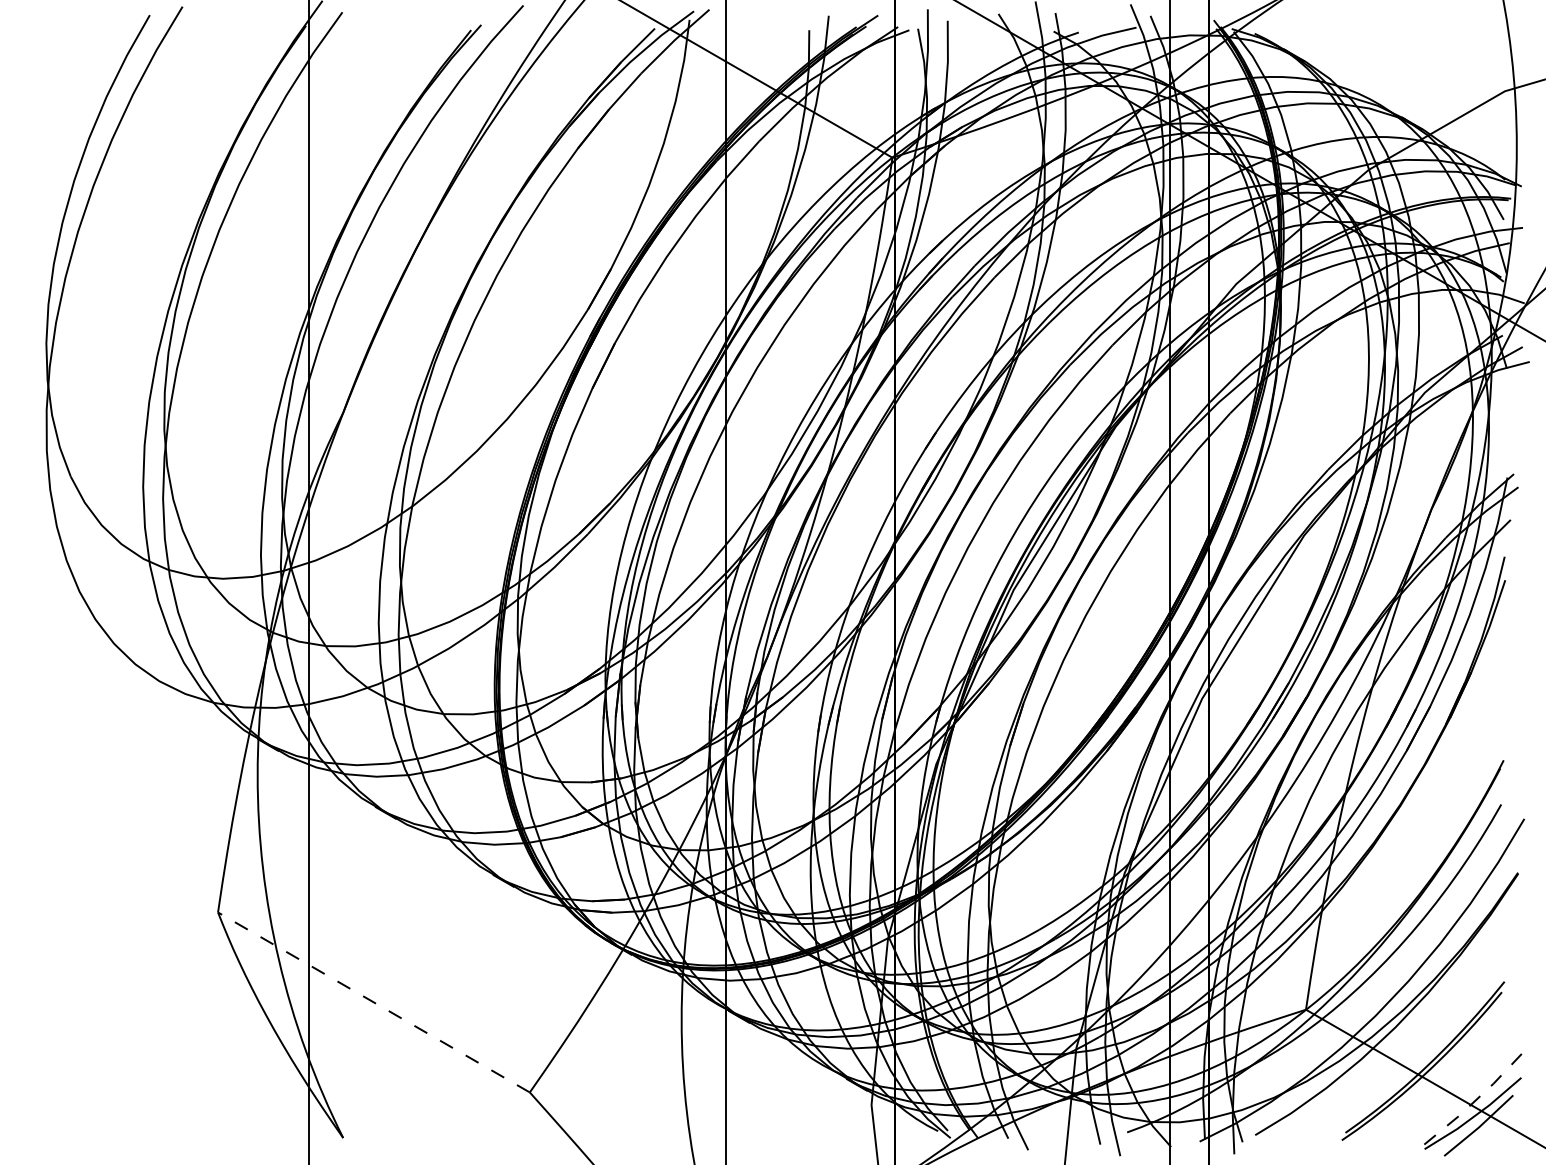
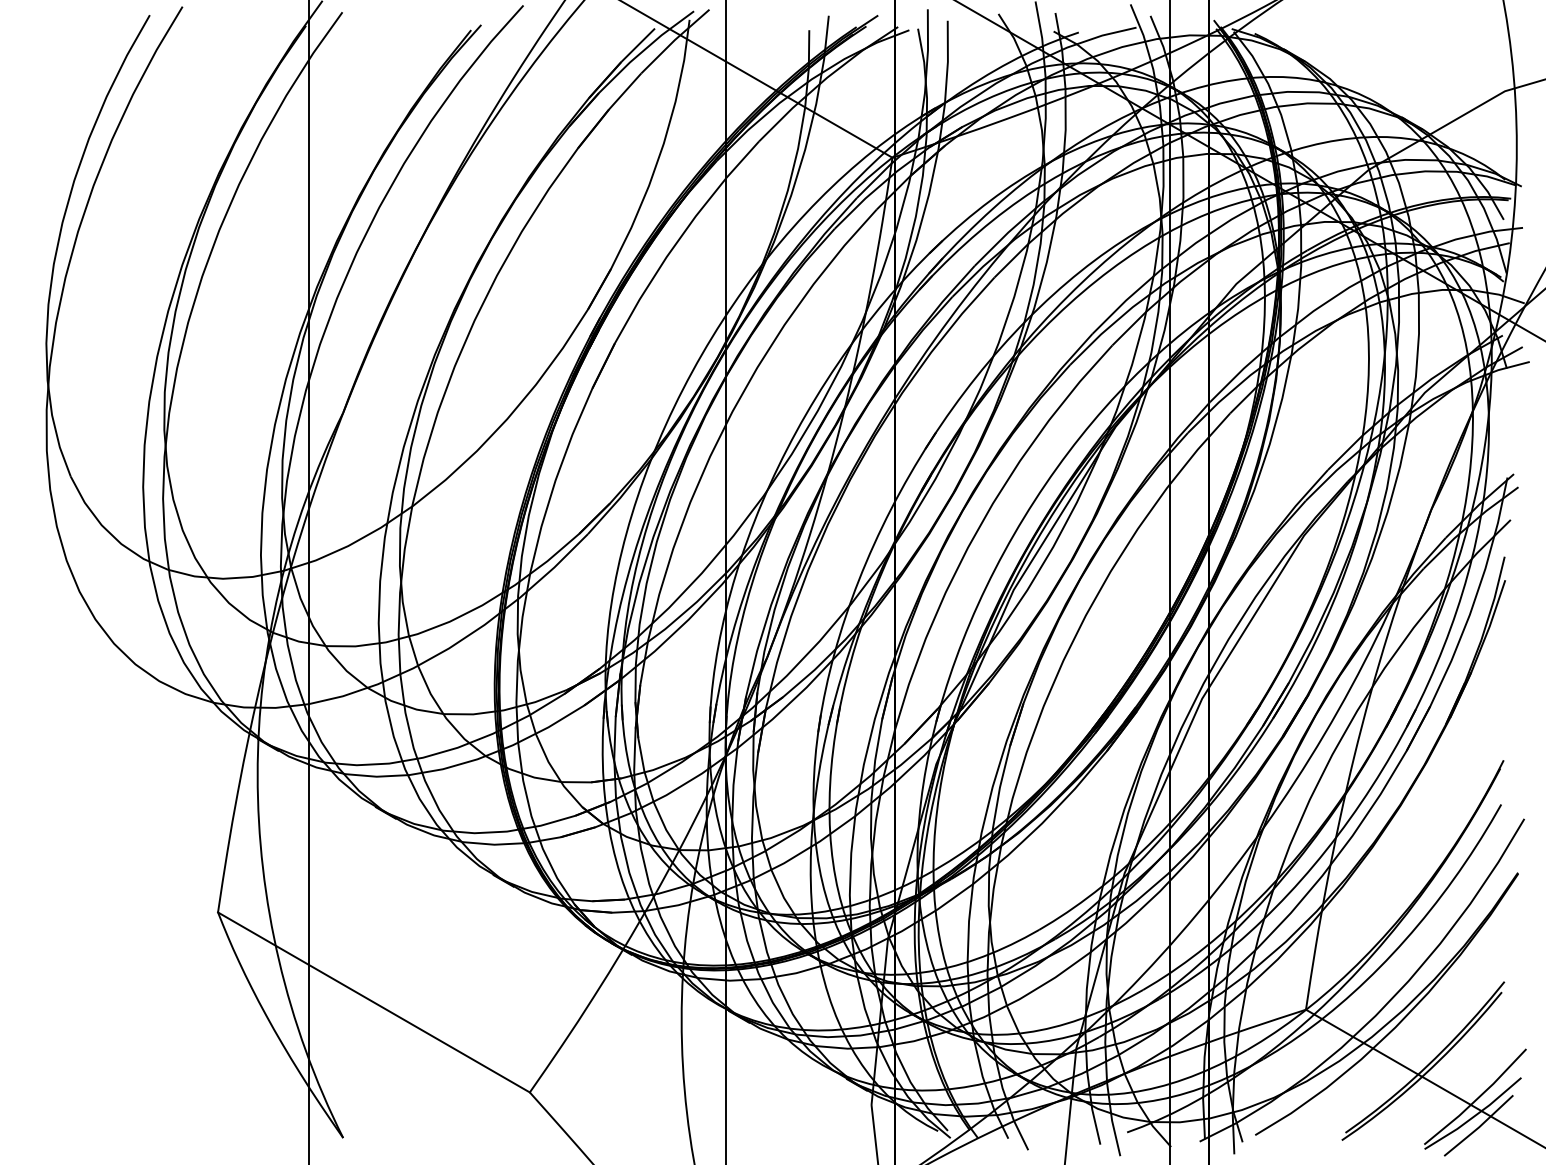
line: dashed -> solid (373, 1002)
line: dashed -> solid (1477, 1098)
